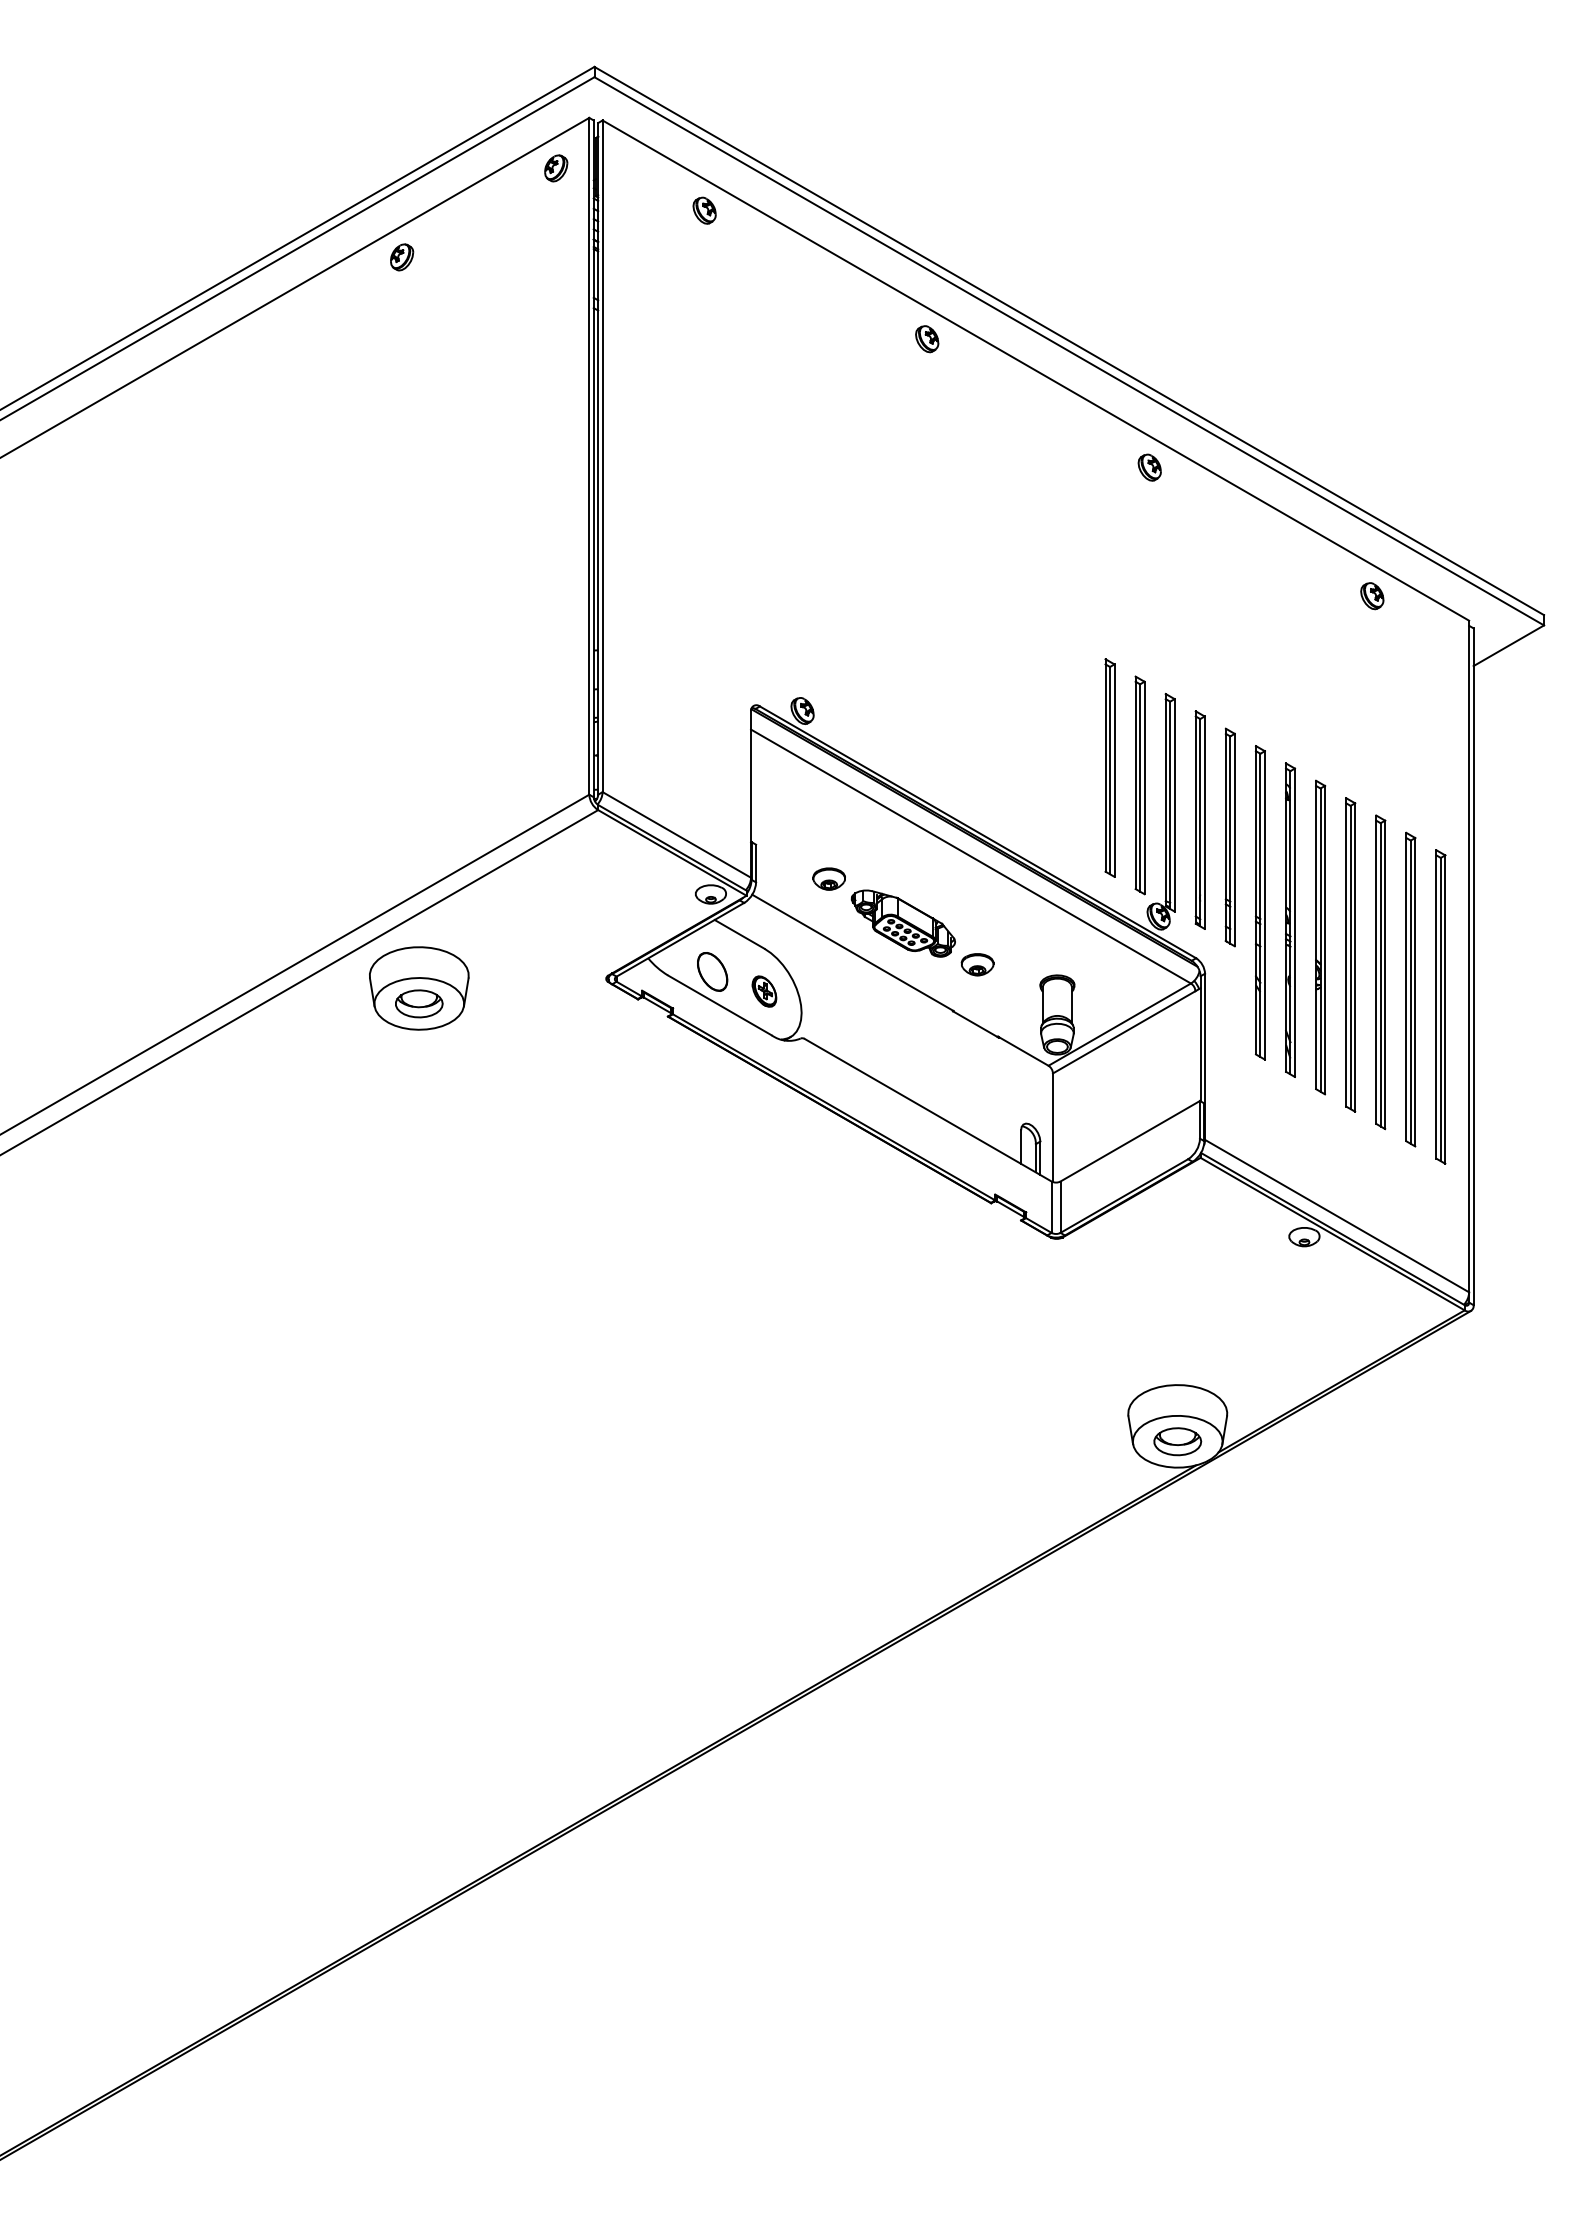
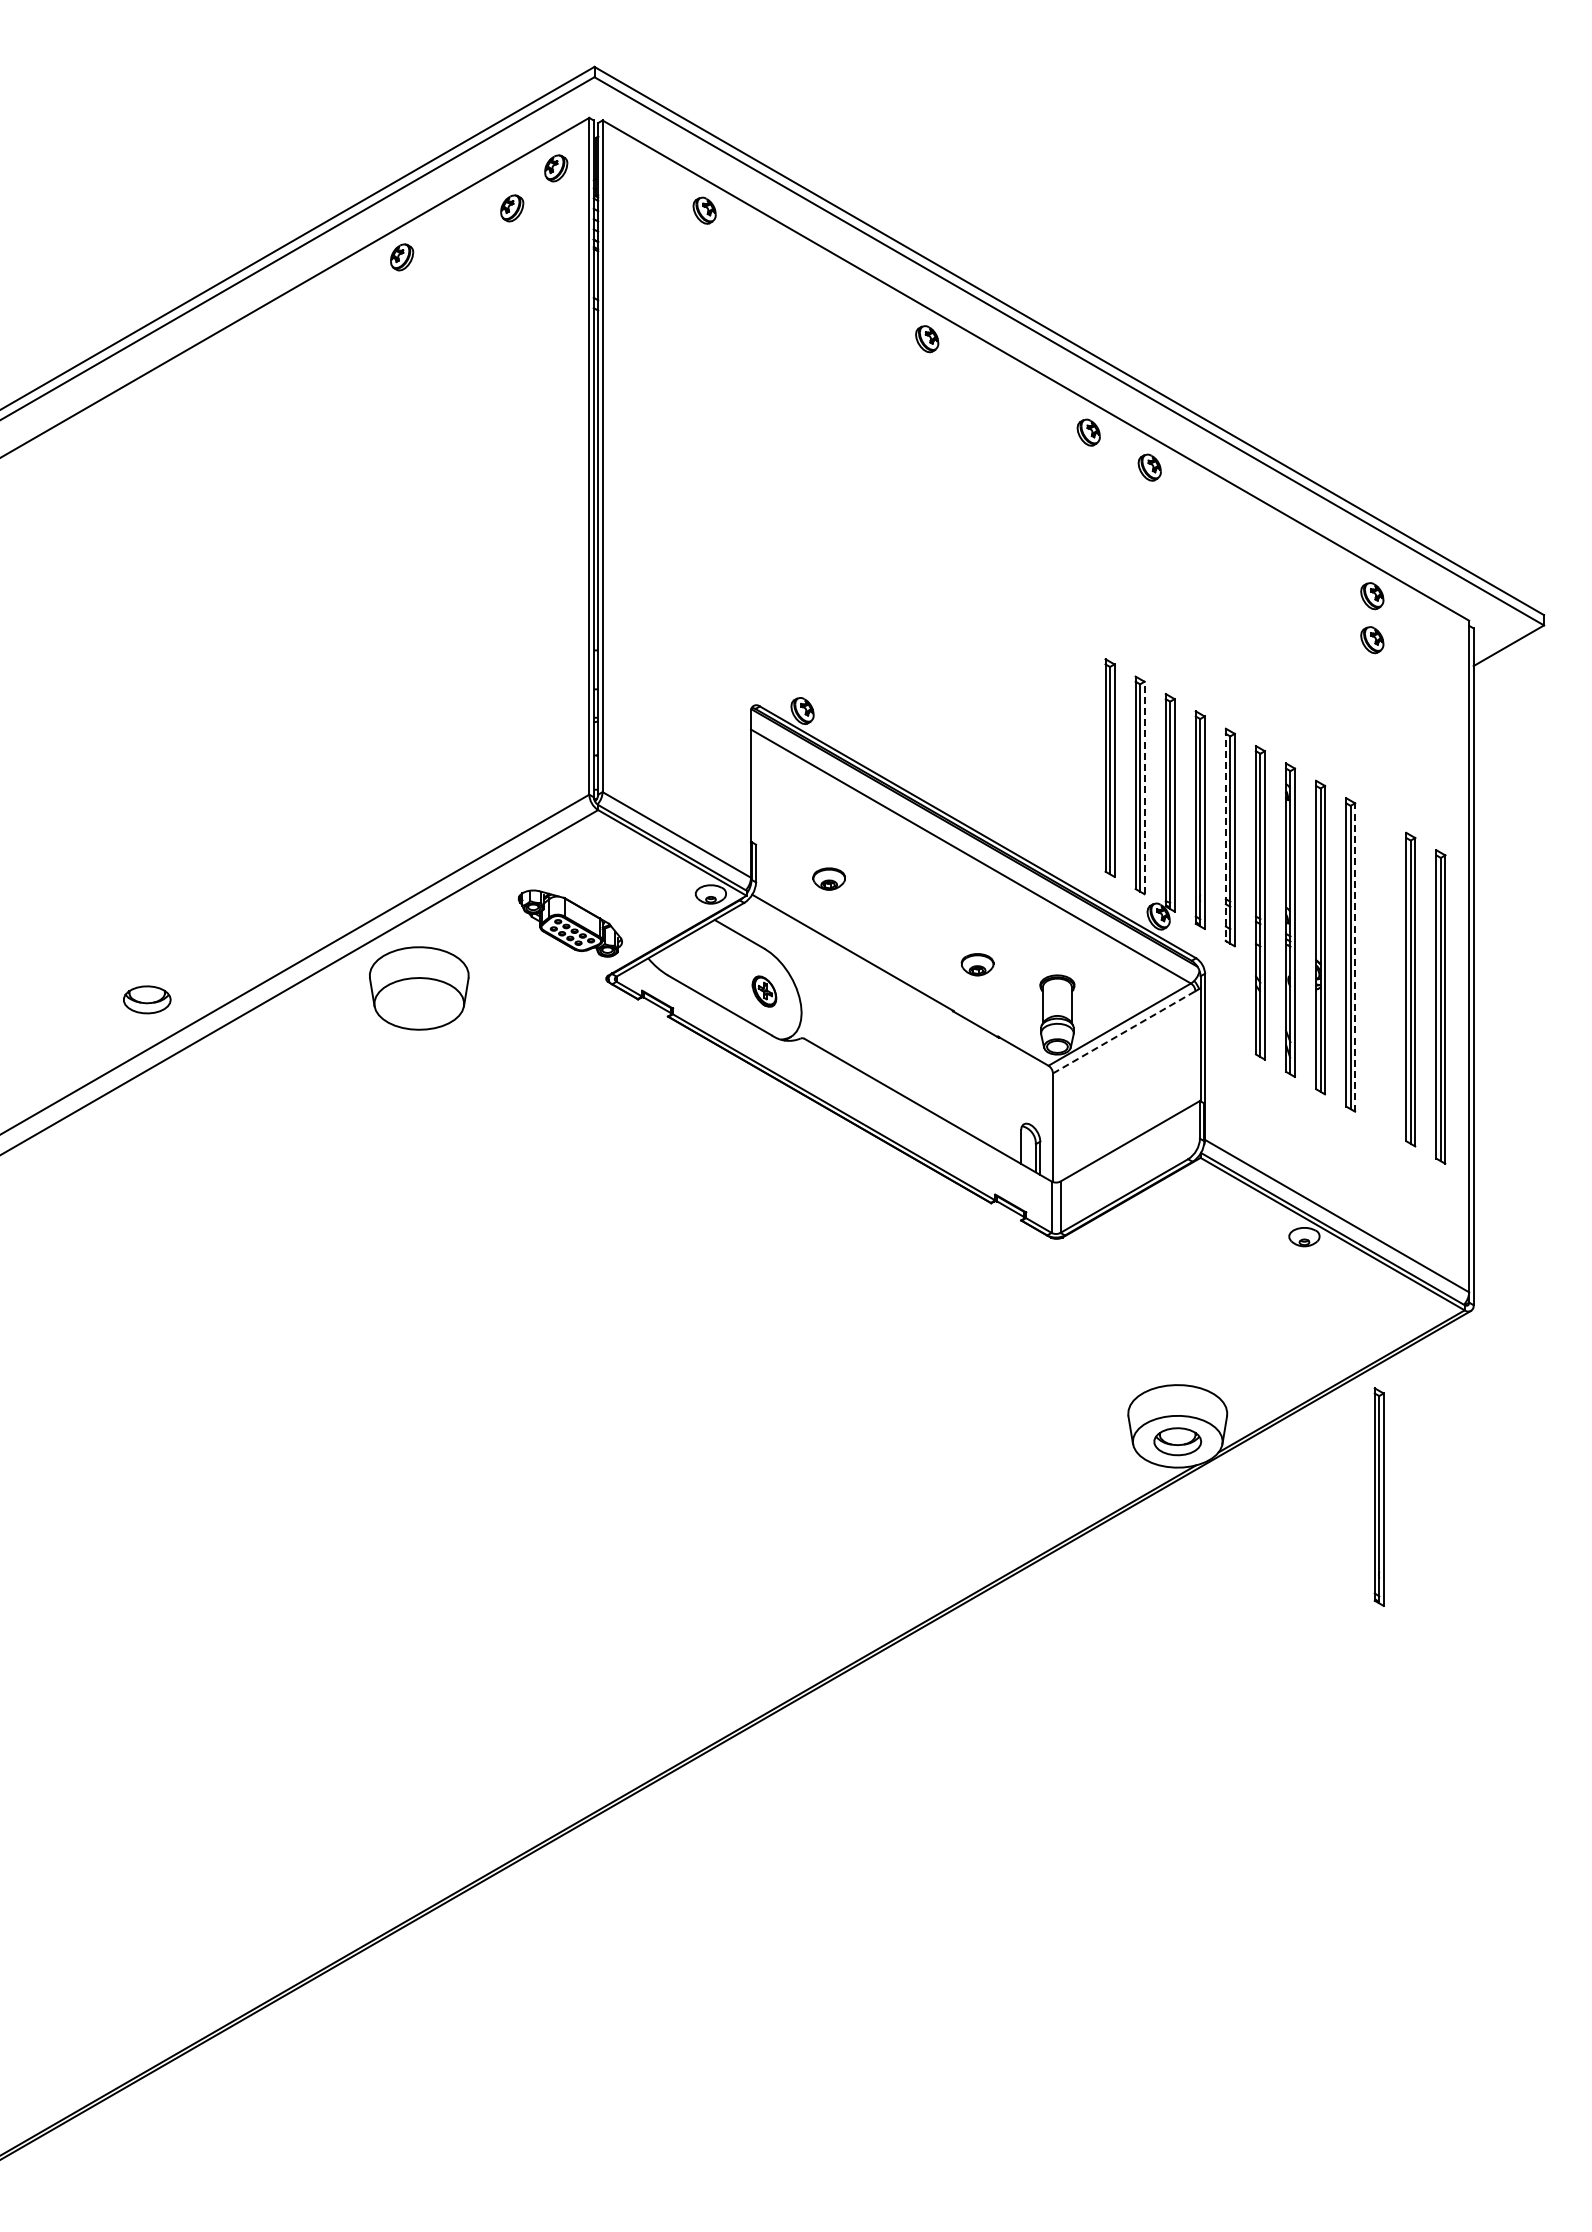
part: none -> present (512, 208)
part: none -> present (1088, 432)
part: none -> present (1372, 640)
line: solid -> dashed (1144, 787)
line: solid -> dashed (1225, 835)
part position: (902, 923) -> (569, 923) (569, 923)
line: solid -> dashed (1355, 956)
part: present -> none (712, 971)
part: present -> none (1380, 972)
part position: (419, 1003) -> (147, 999) (147, 999)
line: solid -> dashed (1124, 1032)
part: none -> present (1378, 1496)
